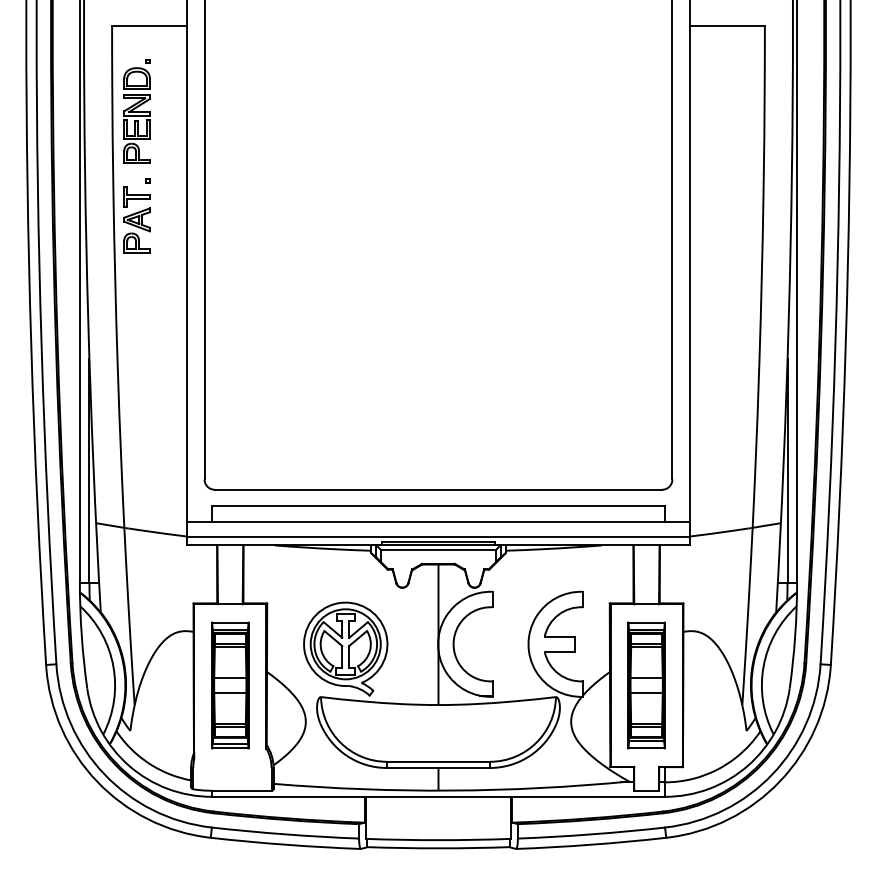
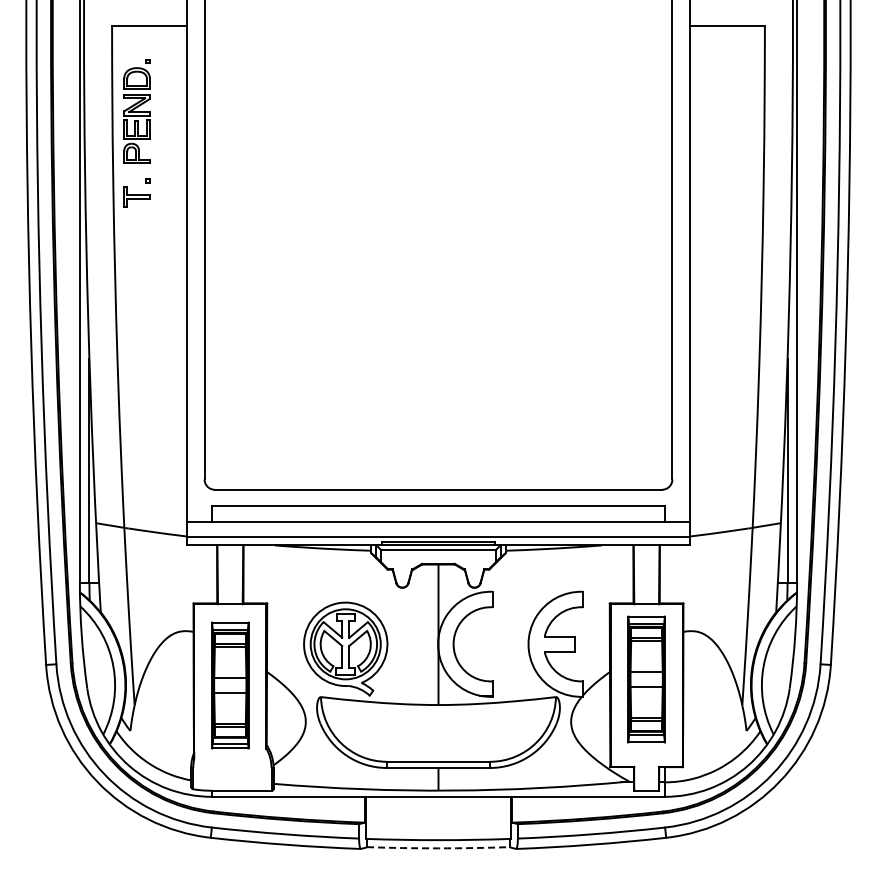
part: present -> none (136, 230)
part position: (646, 685) -> (646, 679) (646, 679)
arc: solid -> dashed (438, 848)
